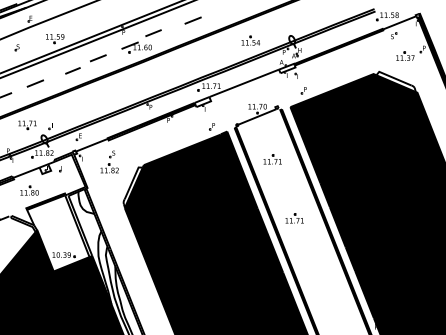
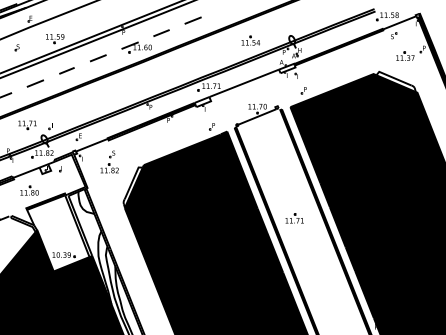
line position: (153, 32) -> (161, 32) (161, 32)
line position: (72, 70) -> (66, 70) (66, 70)
part: present -> none (272, 159)
